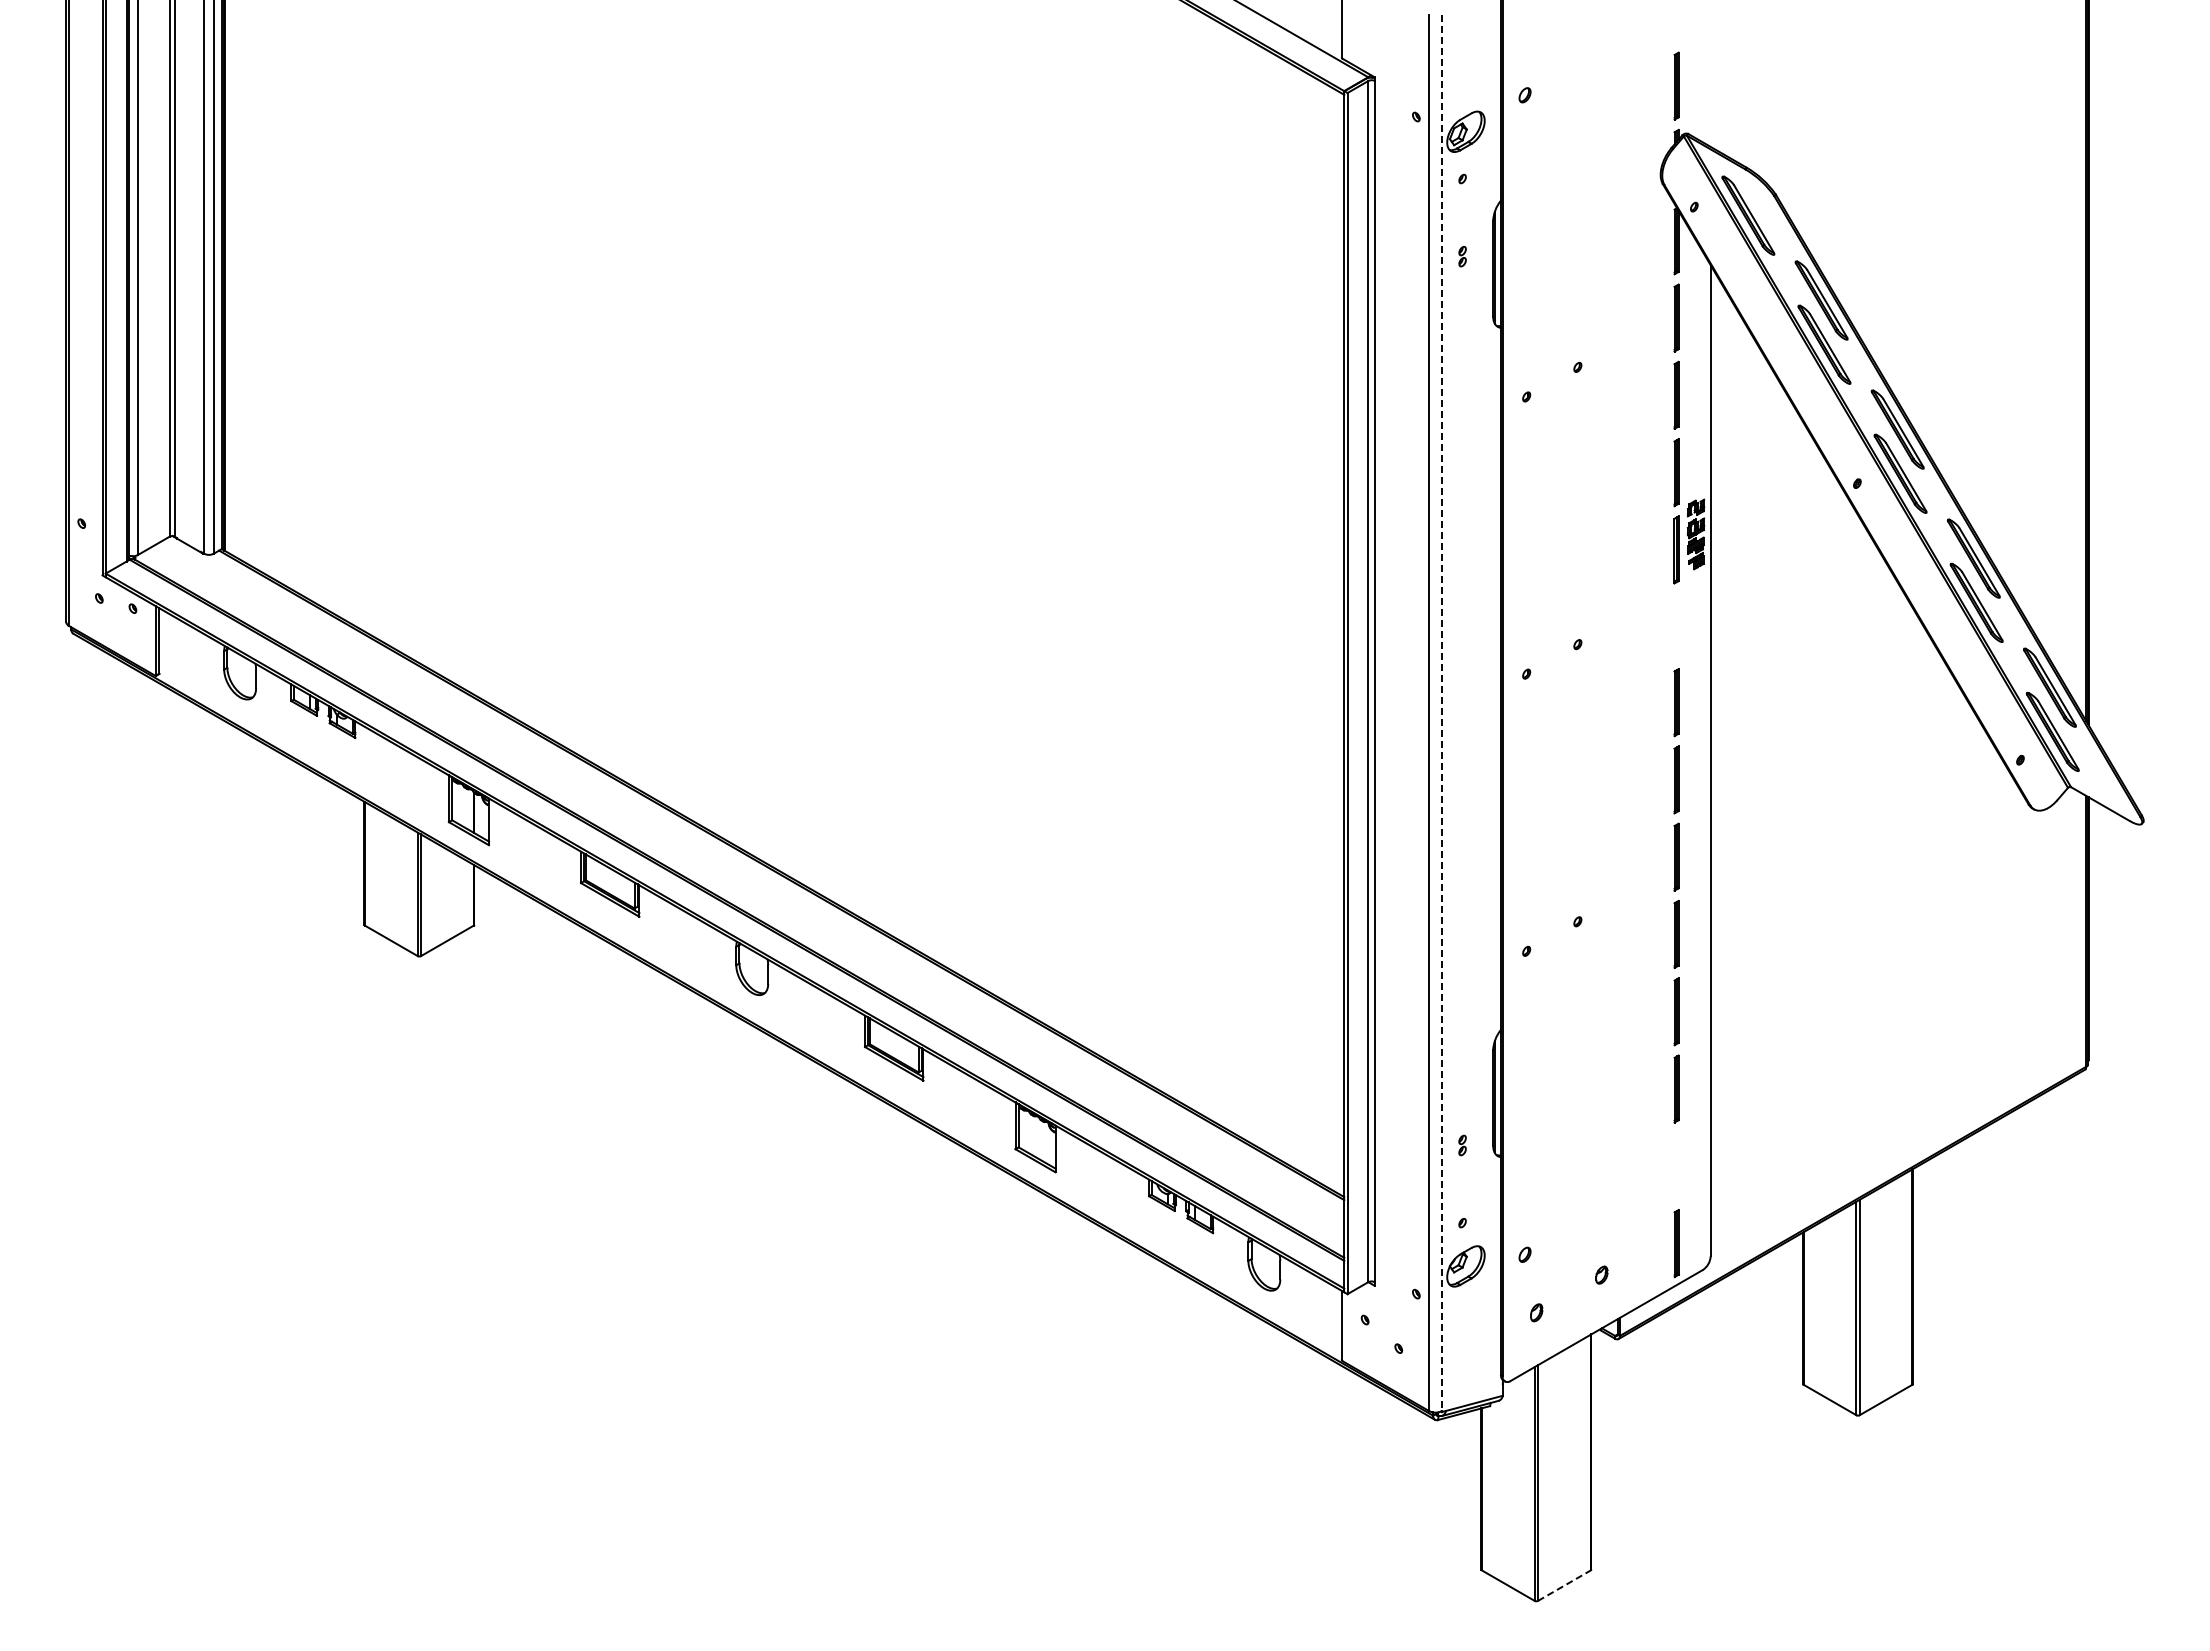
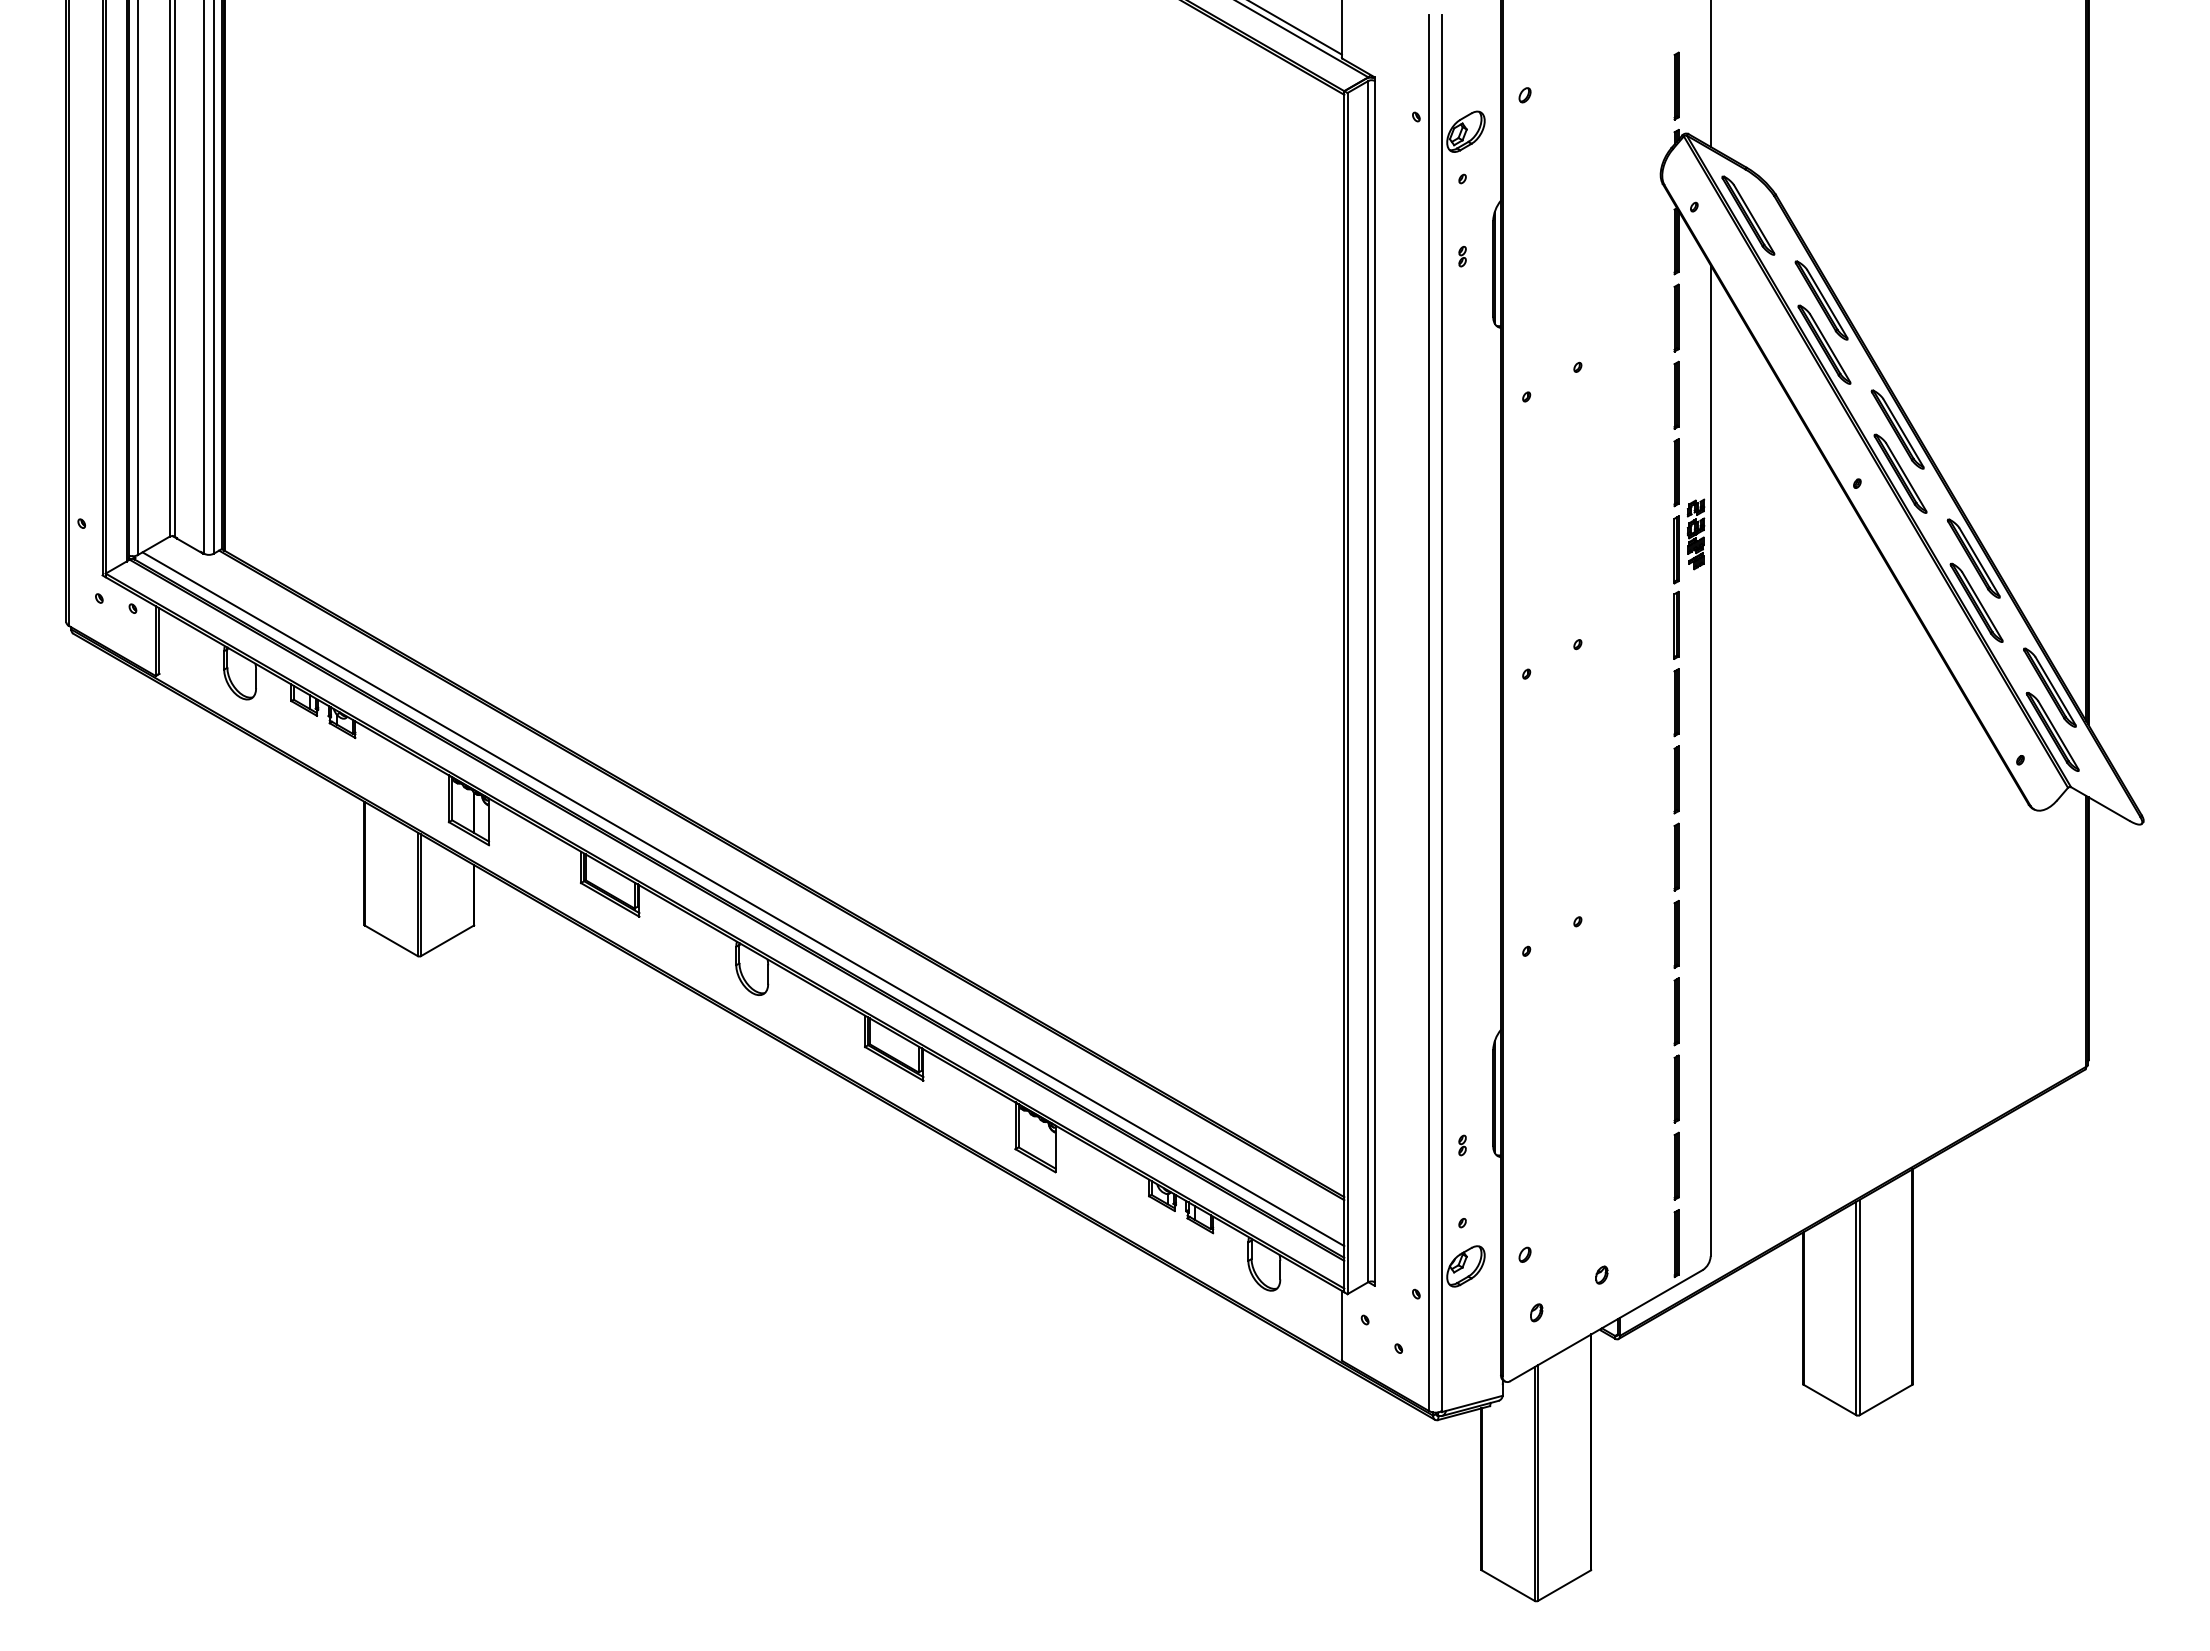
line: none -> present (1296, 28)
line: none -> present (1710, 74)
part: none -> present (1676, 624)
line: dashed -> solid (1441, 713)
line: none -> present (743, 899)
part: none -> present (1676, 1165)
line: dashed -> solid (1564, 1585)
